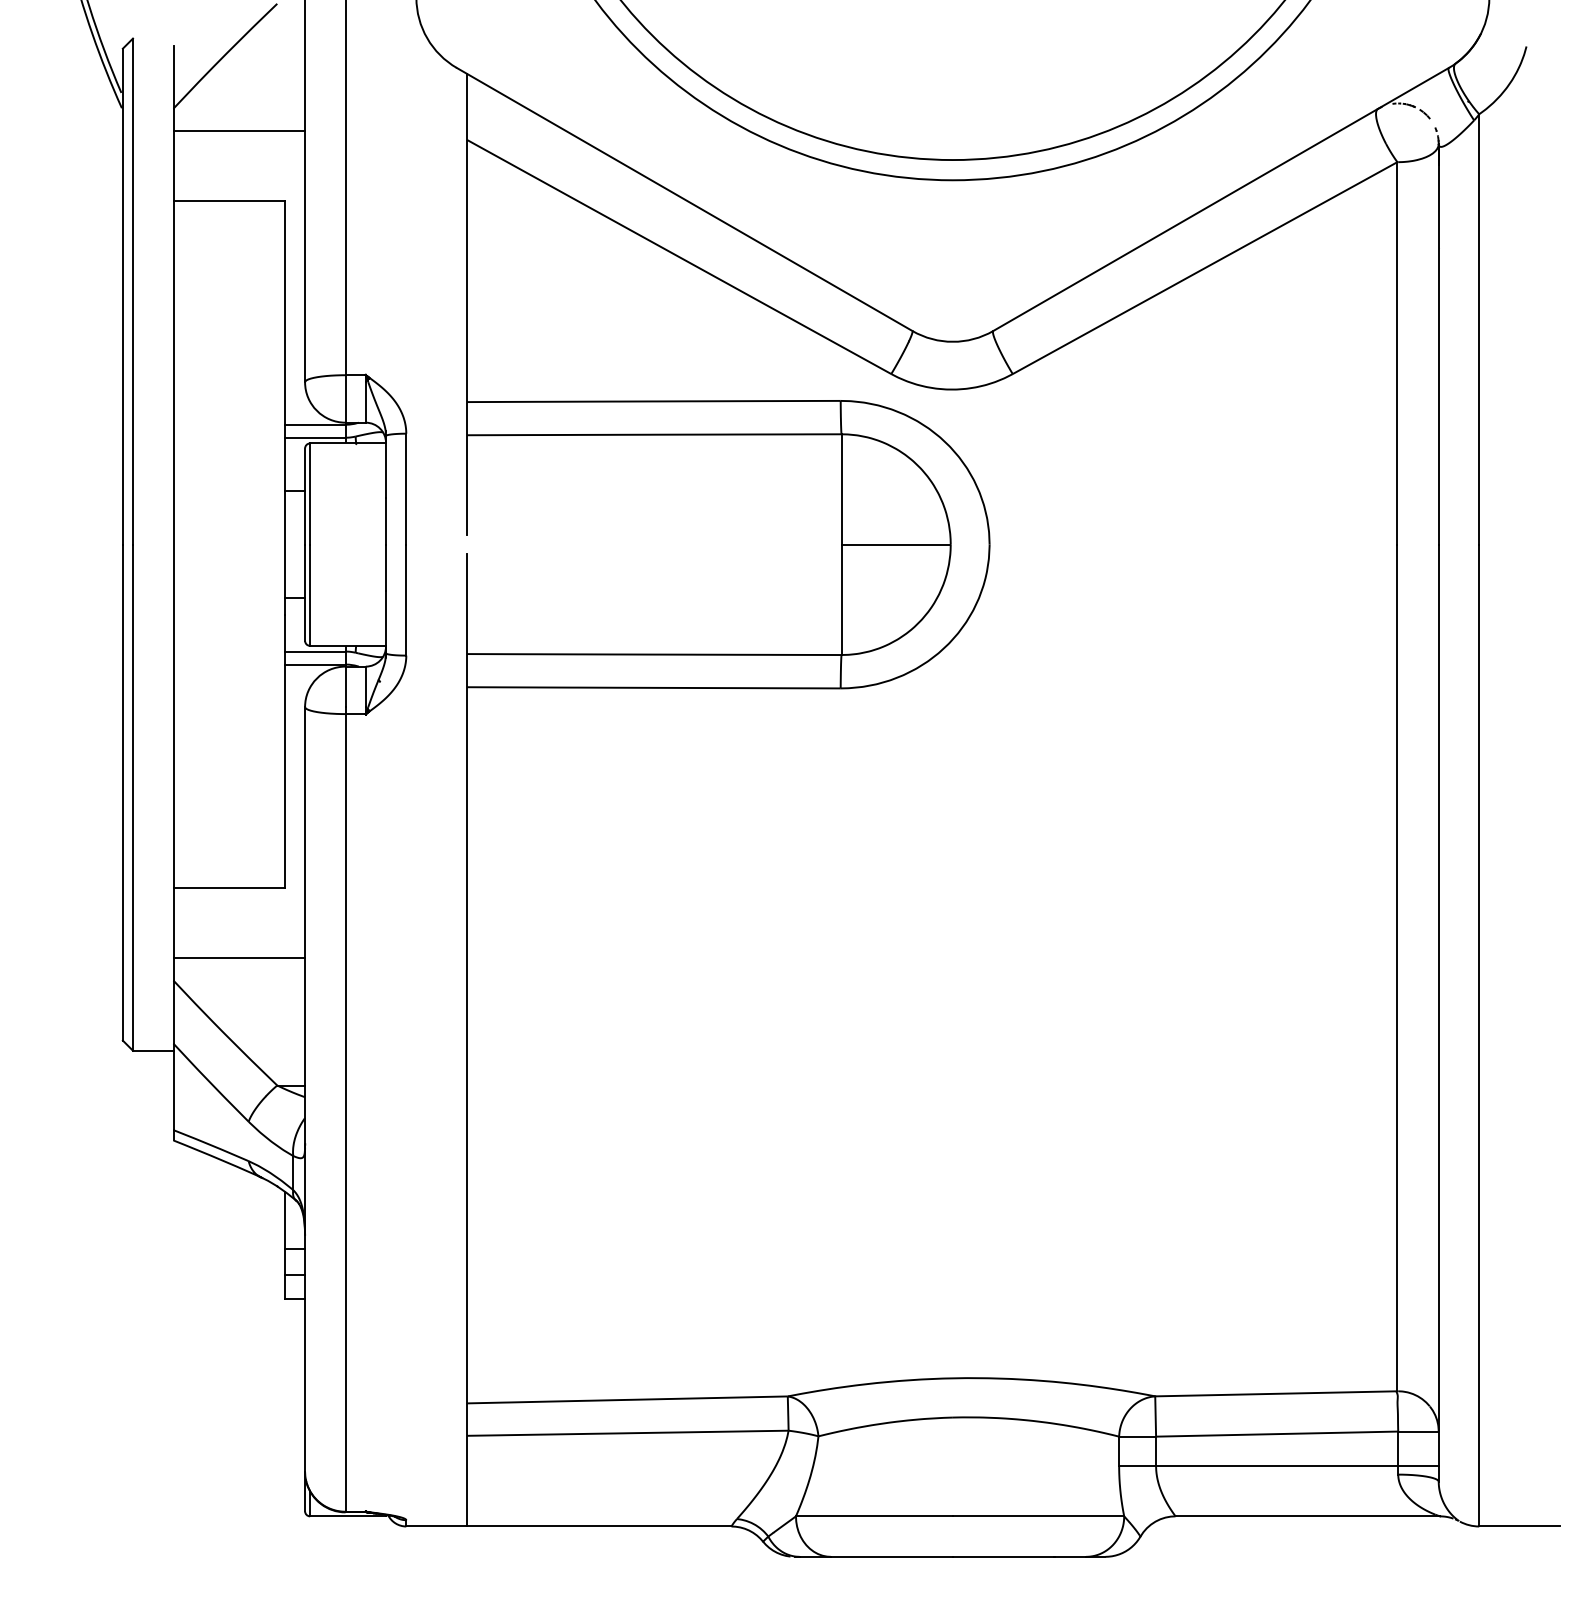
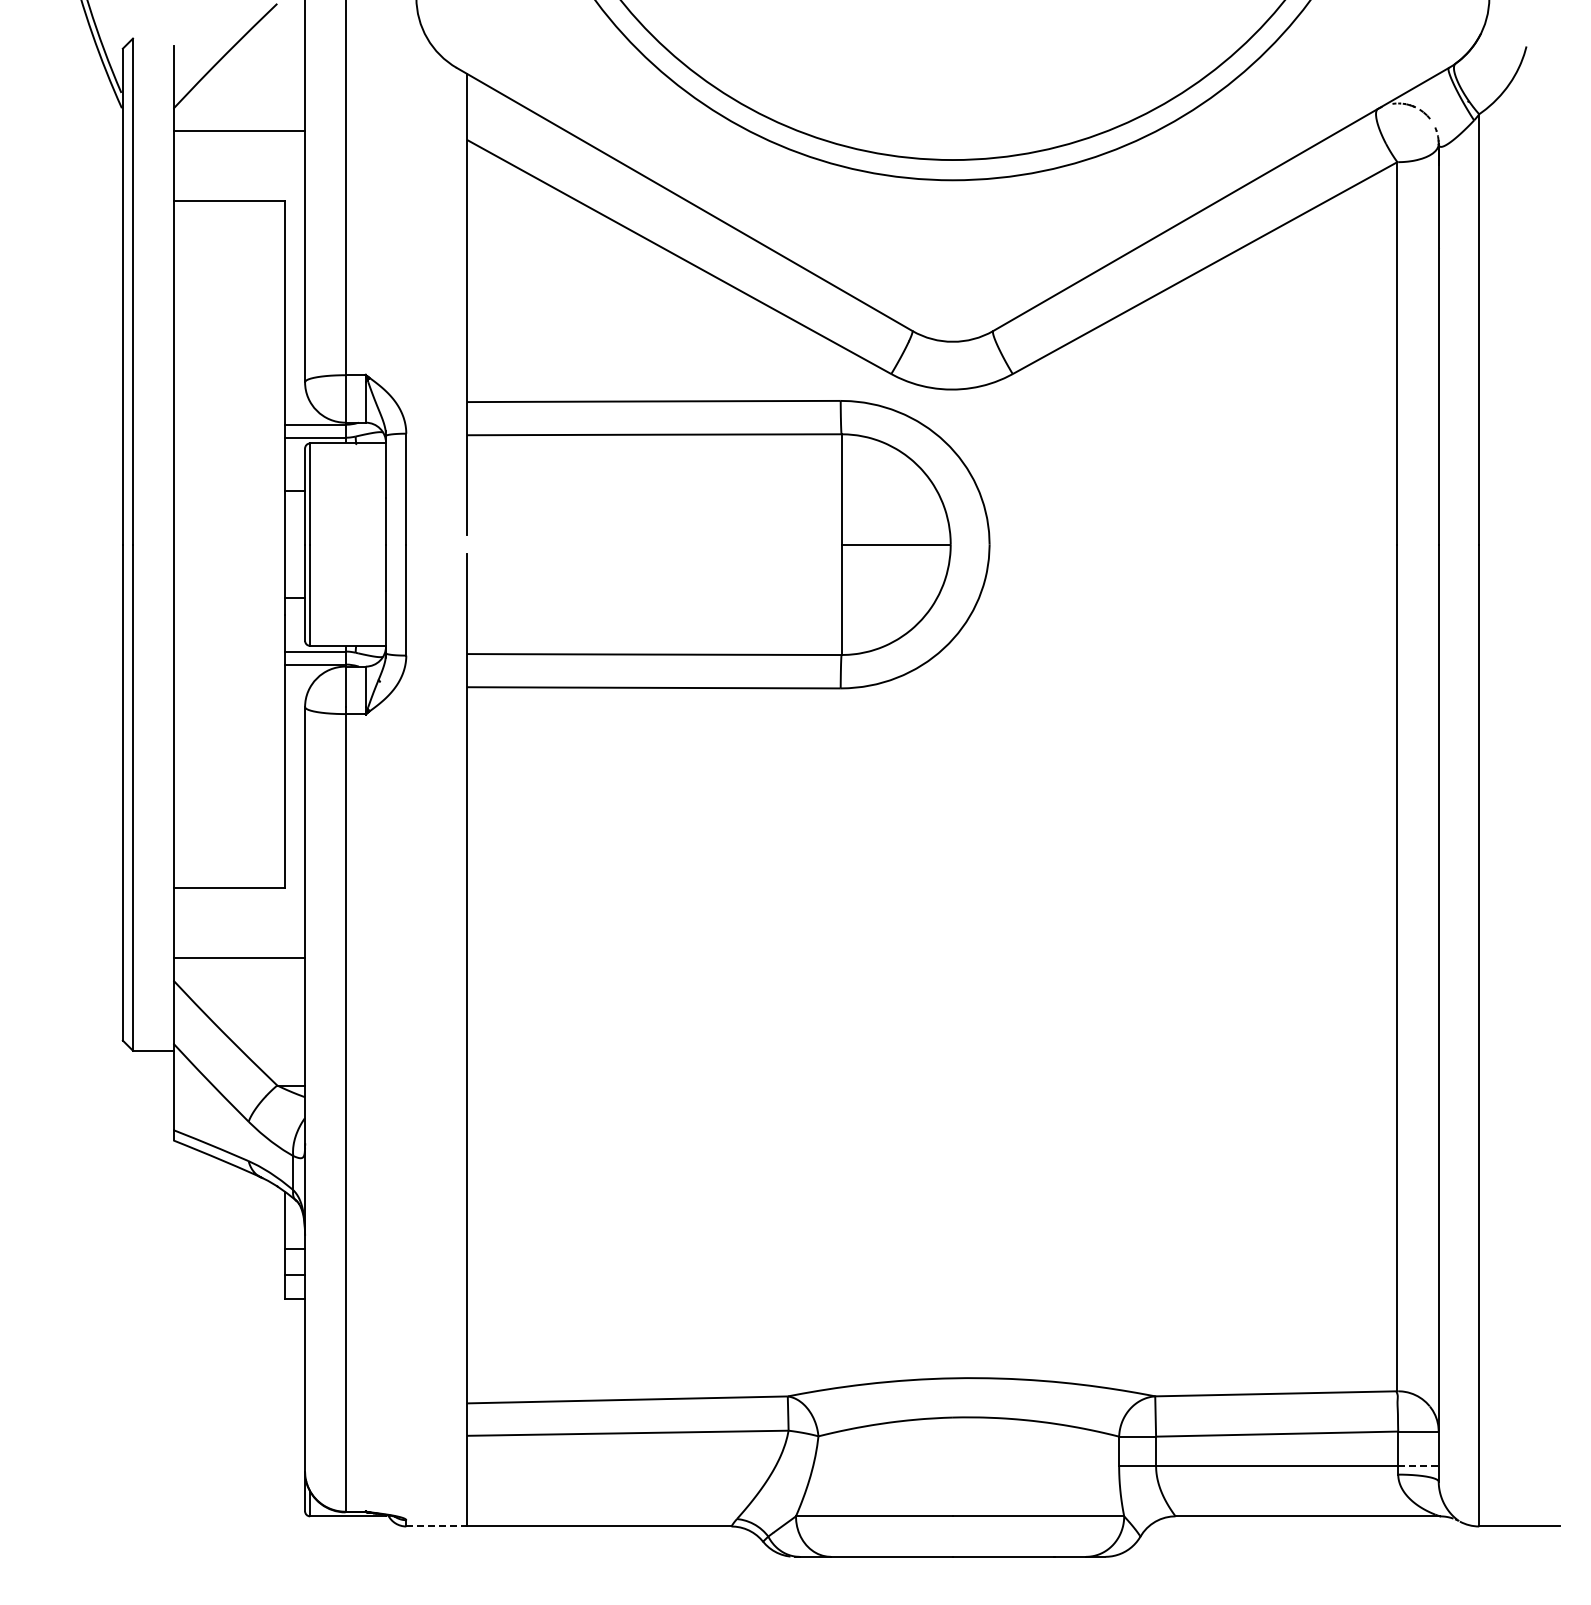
line: solid -> dashed (1418, 1465)
line: solid -> dashed (437, 1526)
